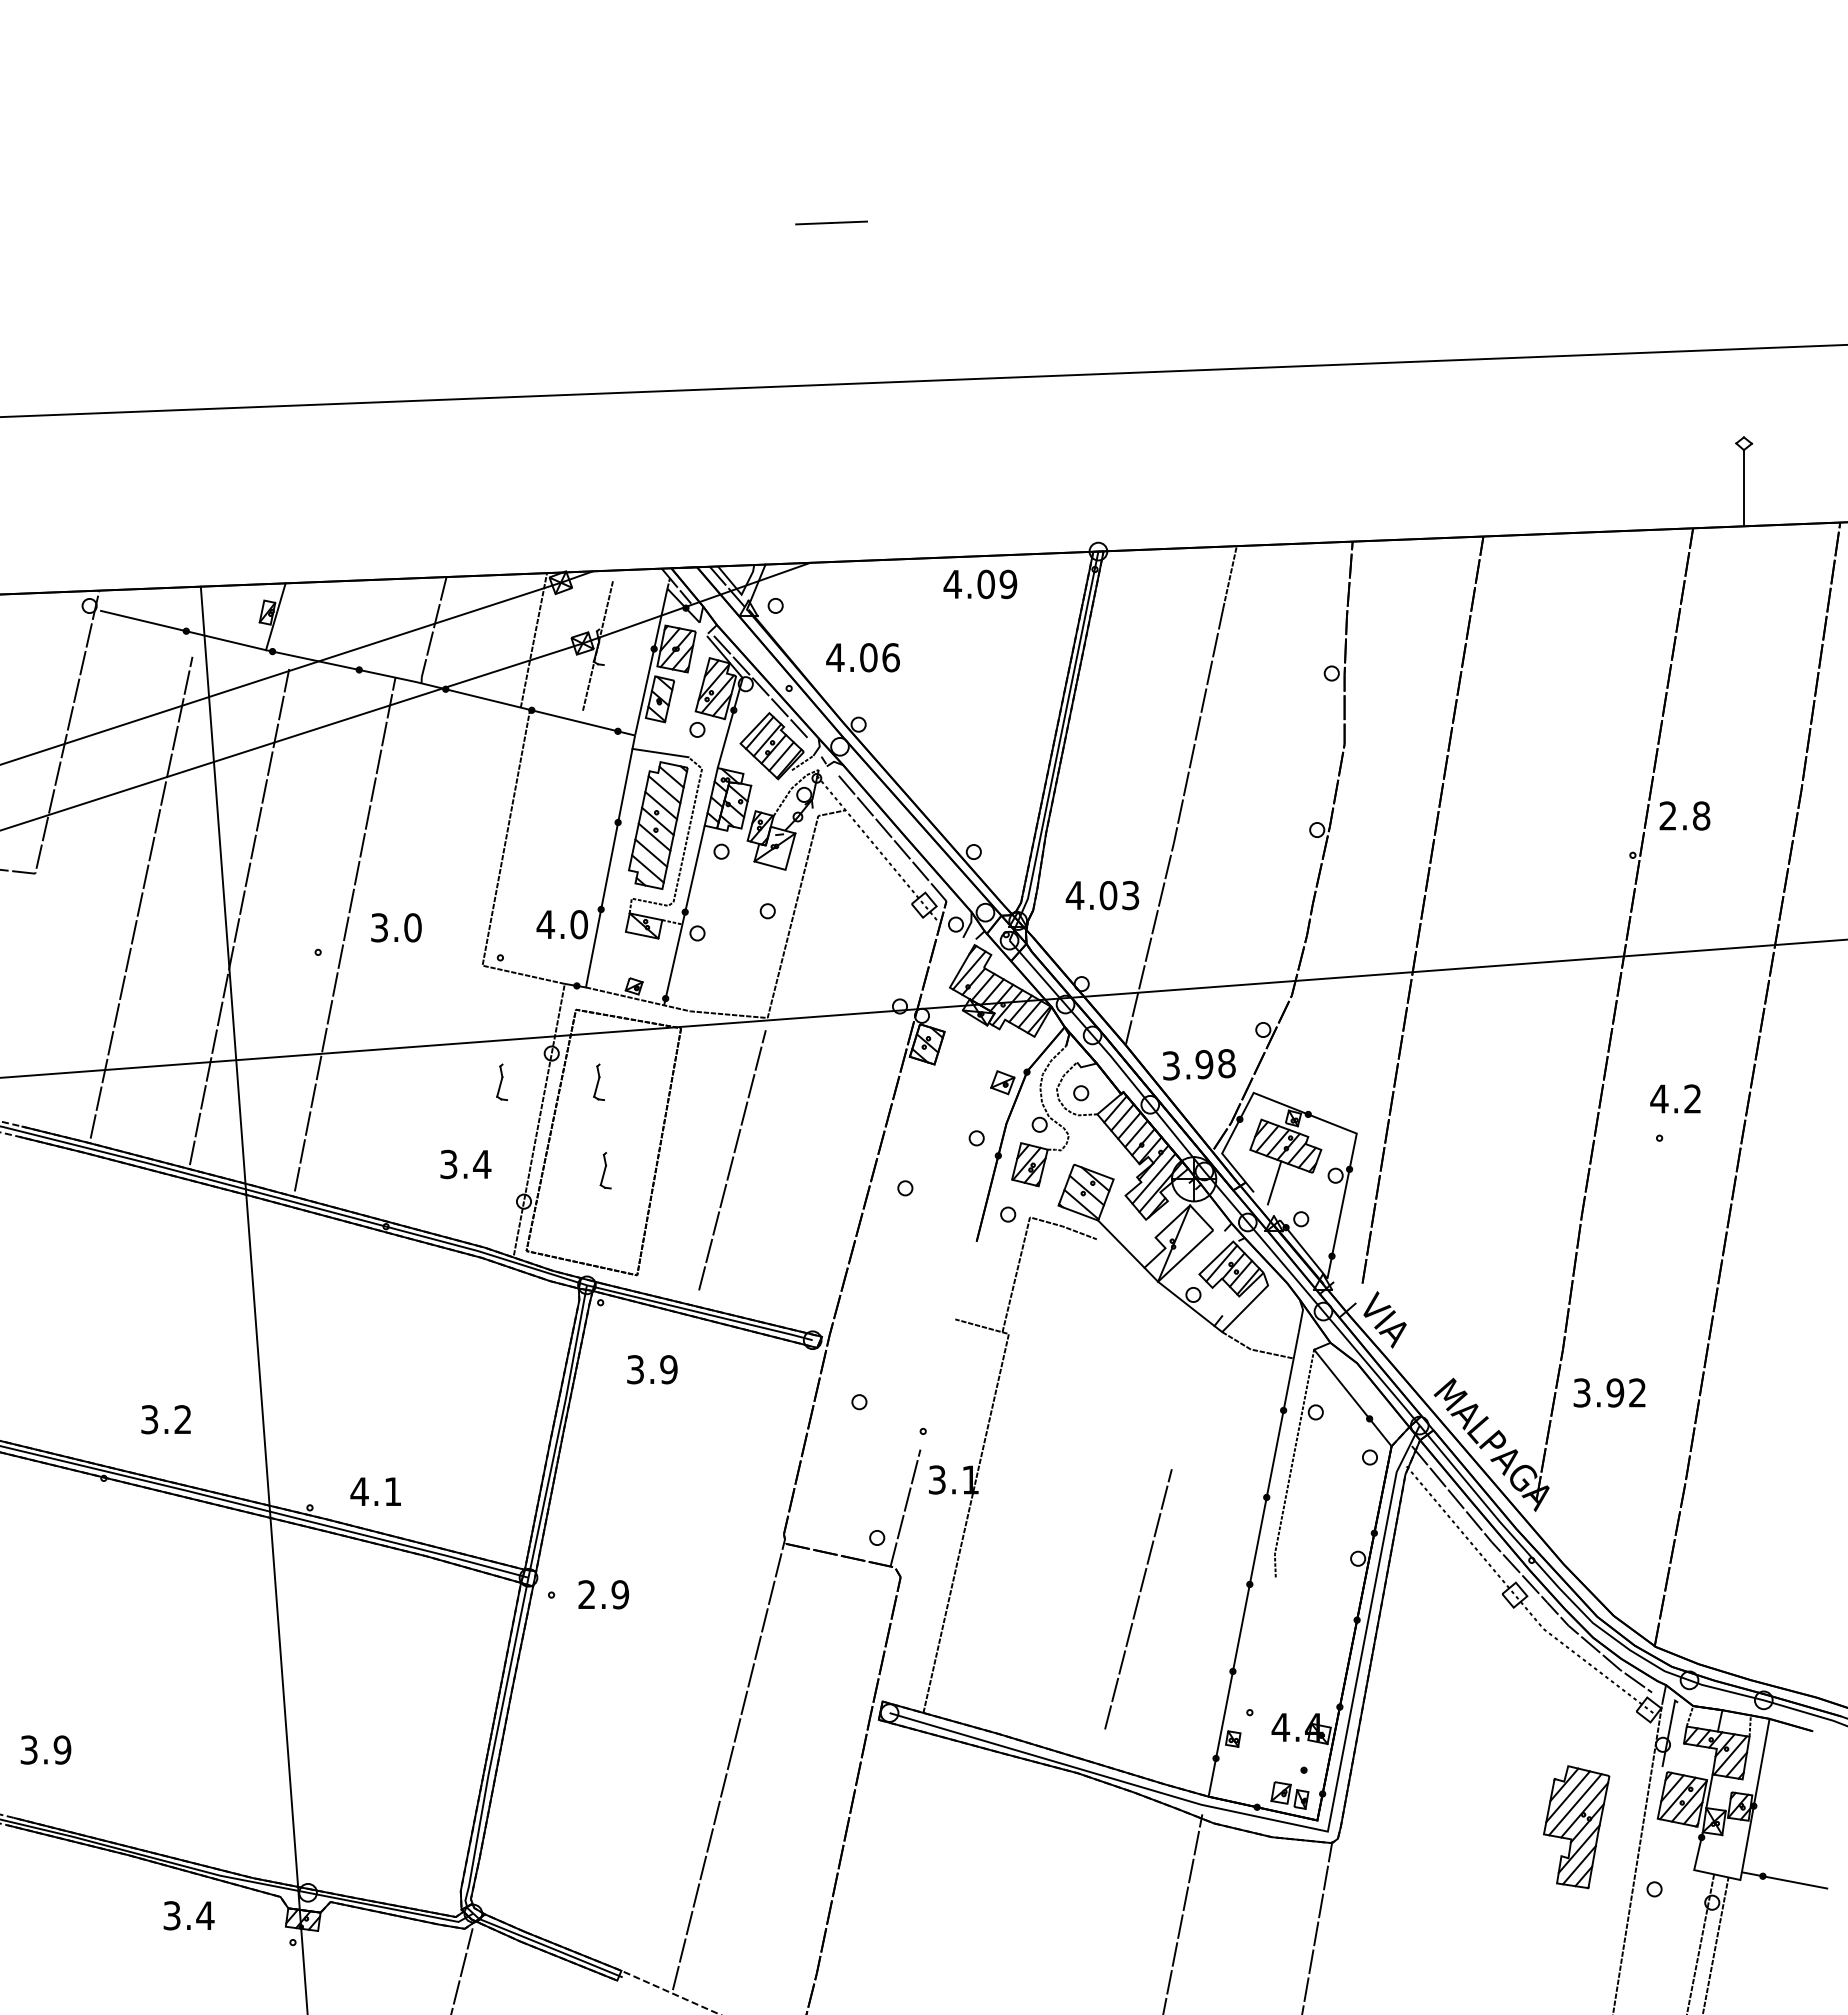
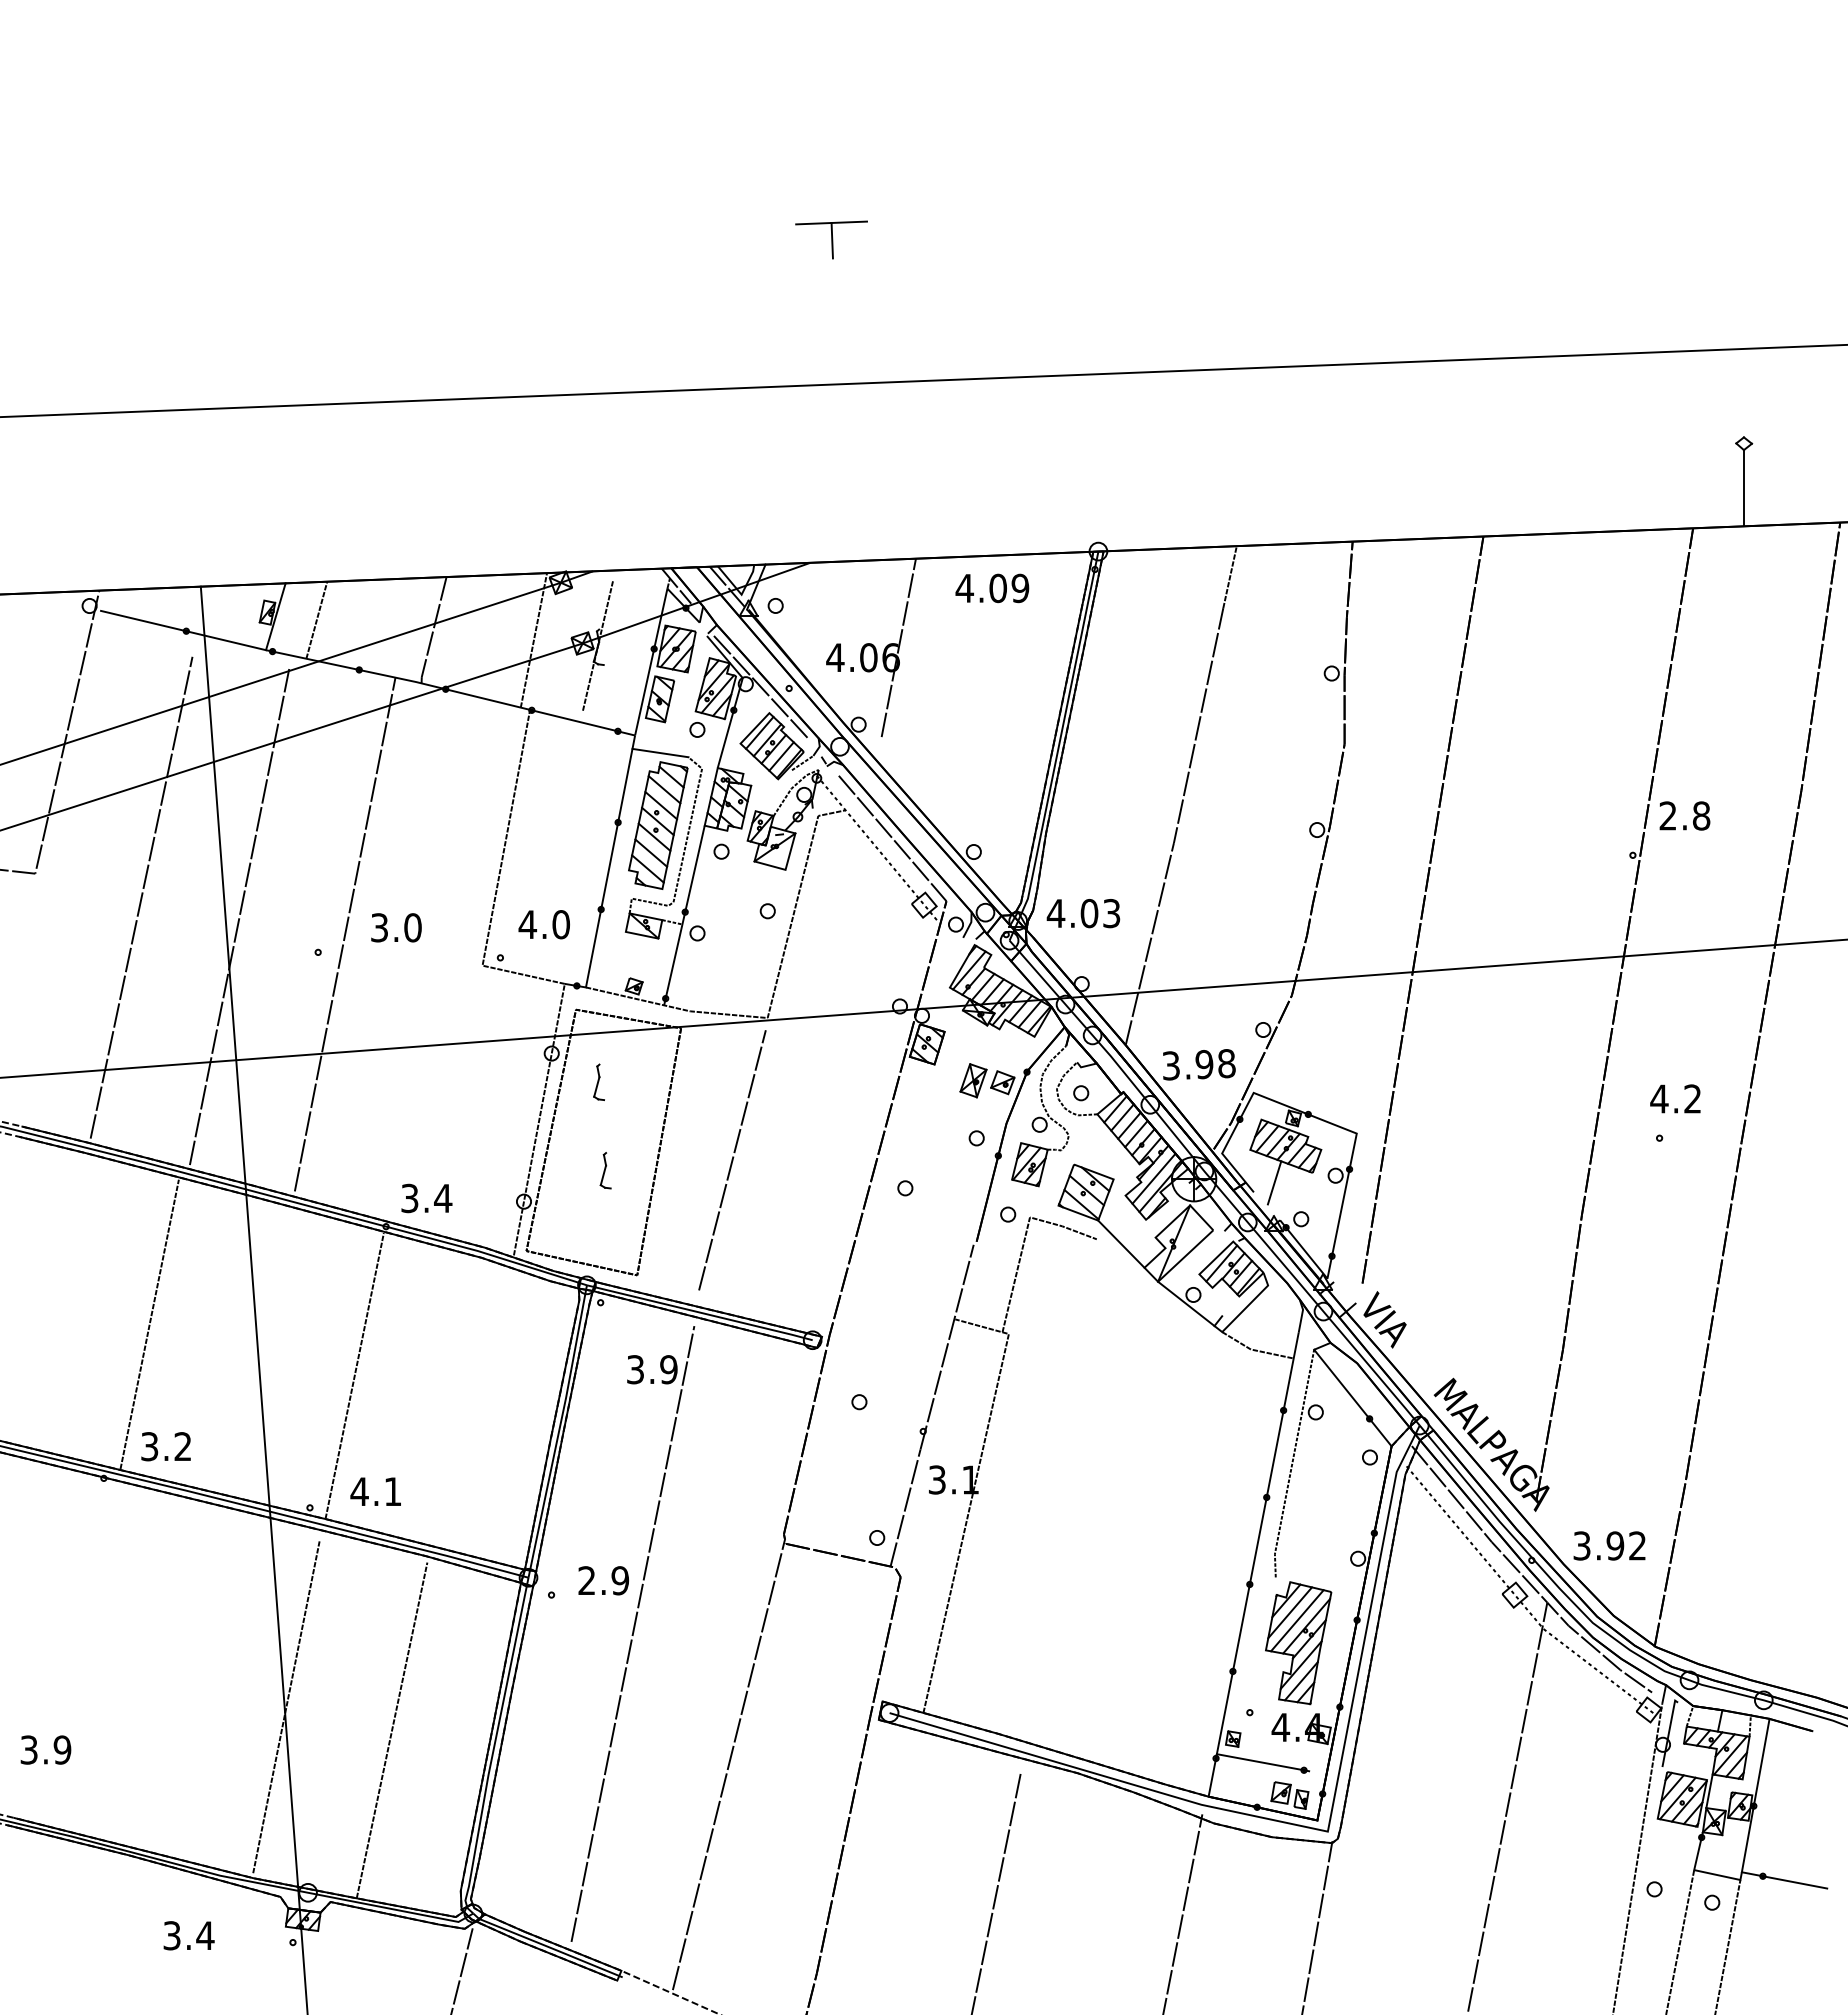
line: none -> present (831, 240)
text position: (980, 584) -> (992, 588) (992, 588)
line: none -> present (316, 619)
line: none -> present (898, 647)
text position: (1102, 895) -> (1083, 913) (1083, 913)
text position: (561, 924) -> (543, 924) (543, 924)
part: none -> present (973, 1080)
part: present -> none (501, 1081)
text position: (465, 1164) -> (426, 1198) (426, 1198)
line: none -> present (149, 1323)
line: none -> present (946, 1346)
line: none -> present (354, 1375)
text position: (1609, 1392) -> (1609, 1545) (1609, 1545)
text position: (165, 1419) -> (165, 1446) (165, 1446)
text position: (603, 1594) -> (603, 1580) (603, 1580)
line: present -> none (1138, 1599)
line: none -> present (632, 1633)
line: none -> present (286, 1707)
line: none -> present (391, 1730)
line: none -> present (1262, 1762)
line: none -> present (1507, 1806)
part position: (1576, 1827) -> (1298, 1643) (1298, 1643)
line: none -> present (996, 1890)
text position: (188, 1915) -> (188, 1935) (188, 1935)
line position: (1700, 1942) -> (1680, 1940) (1680, 1940)
line position: (1715, 1944) -> (1727, 1945) (1727, 1945)
